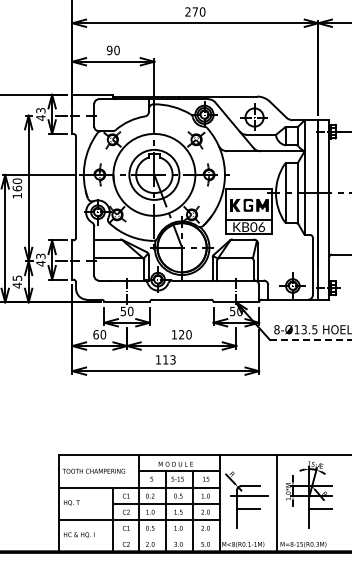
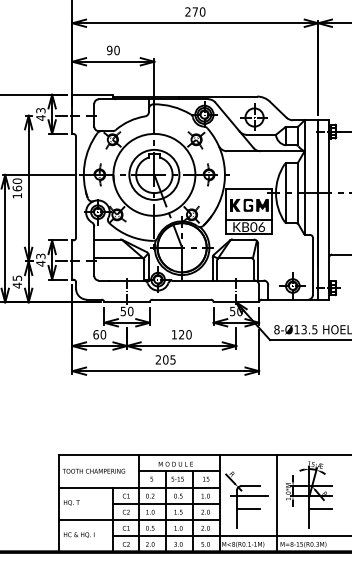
line: dashed -> solid (310, 340)
text: 113 -> 205 (165, 359)
line: none -> present (230, 535)
